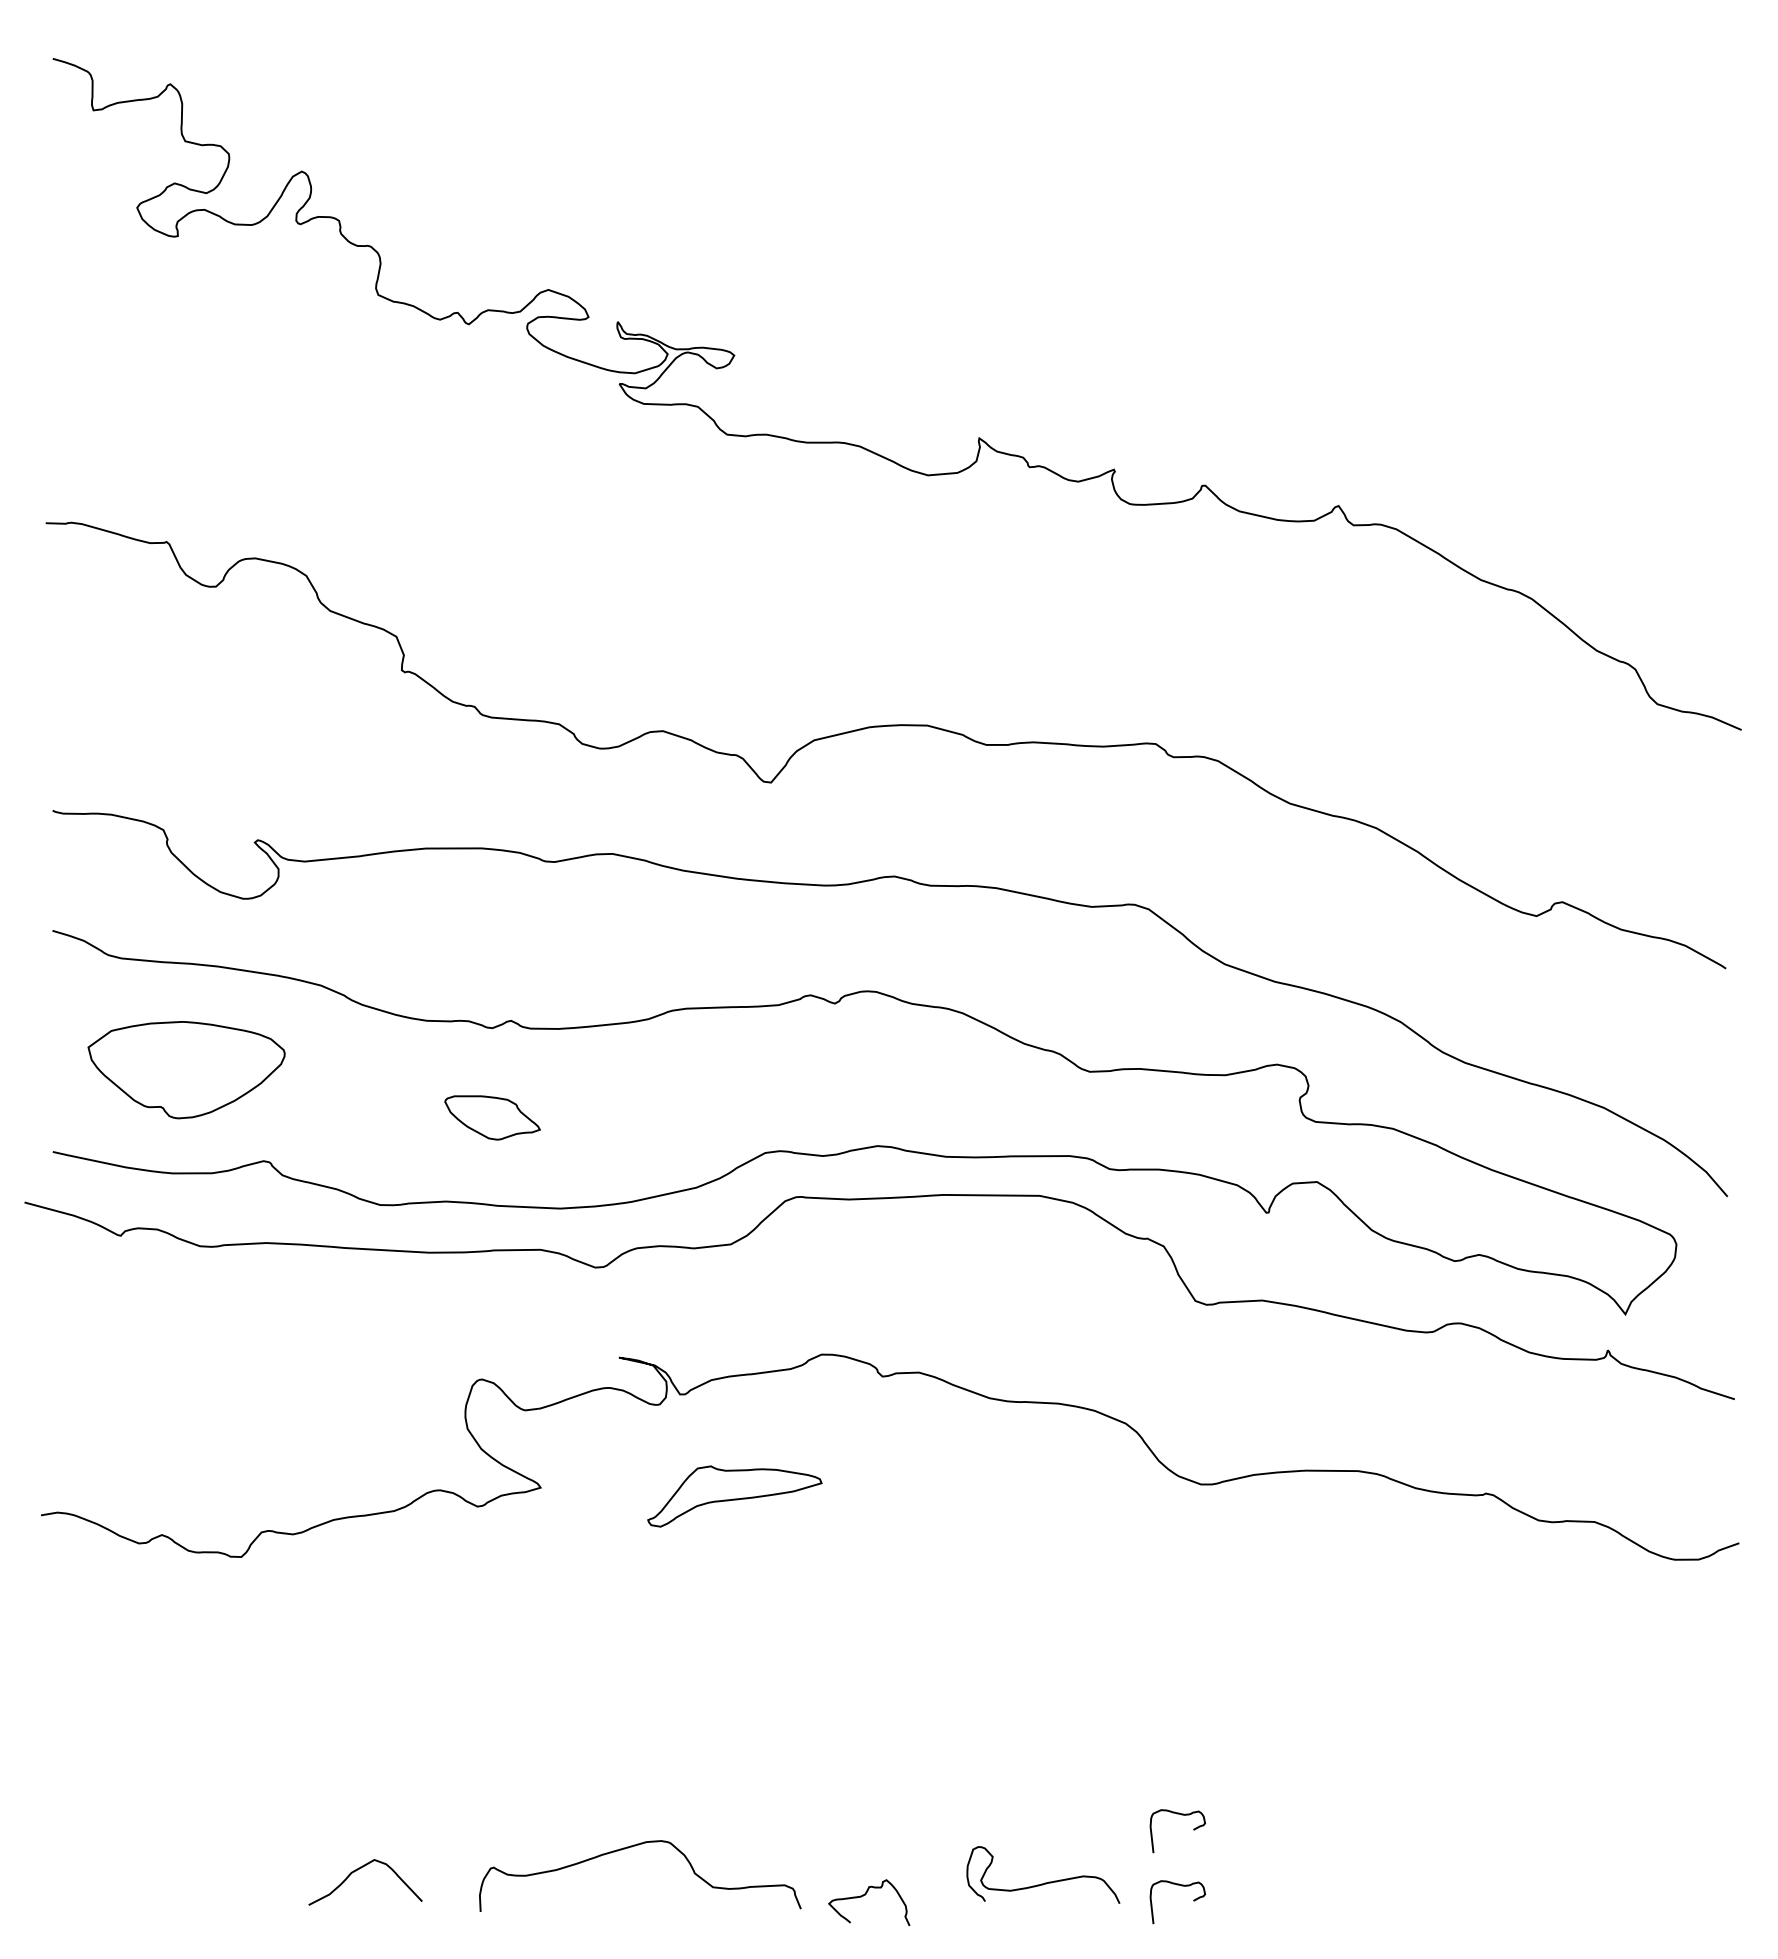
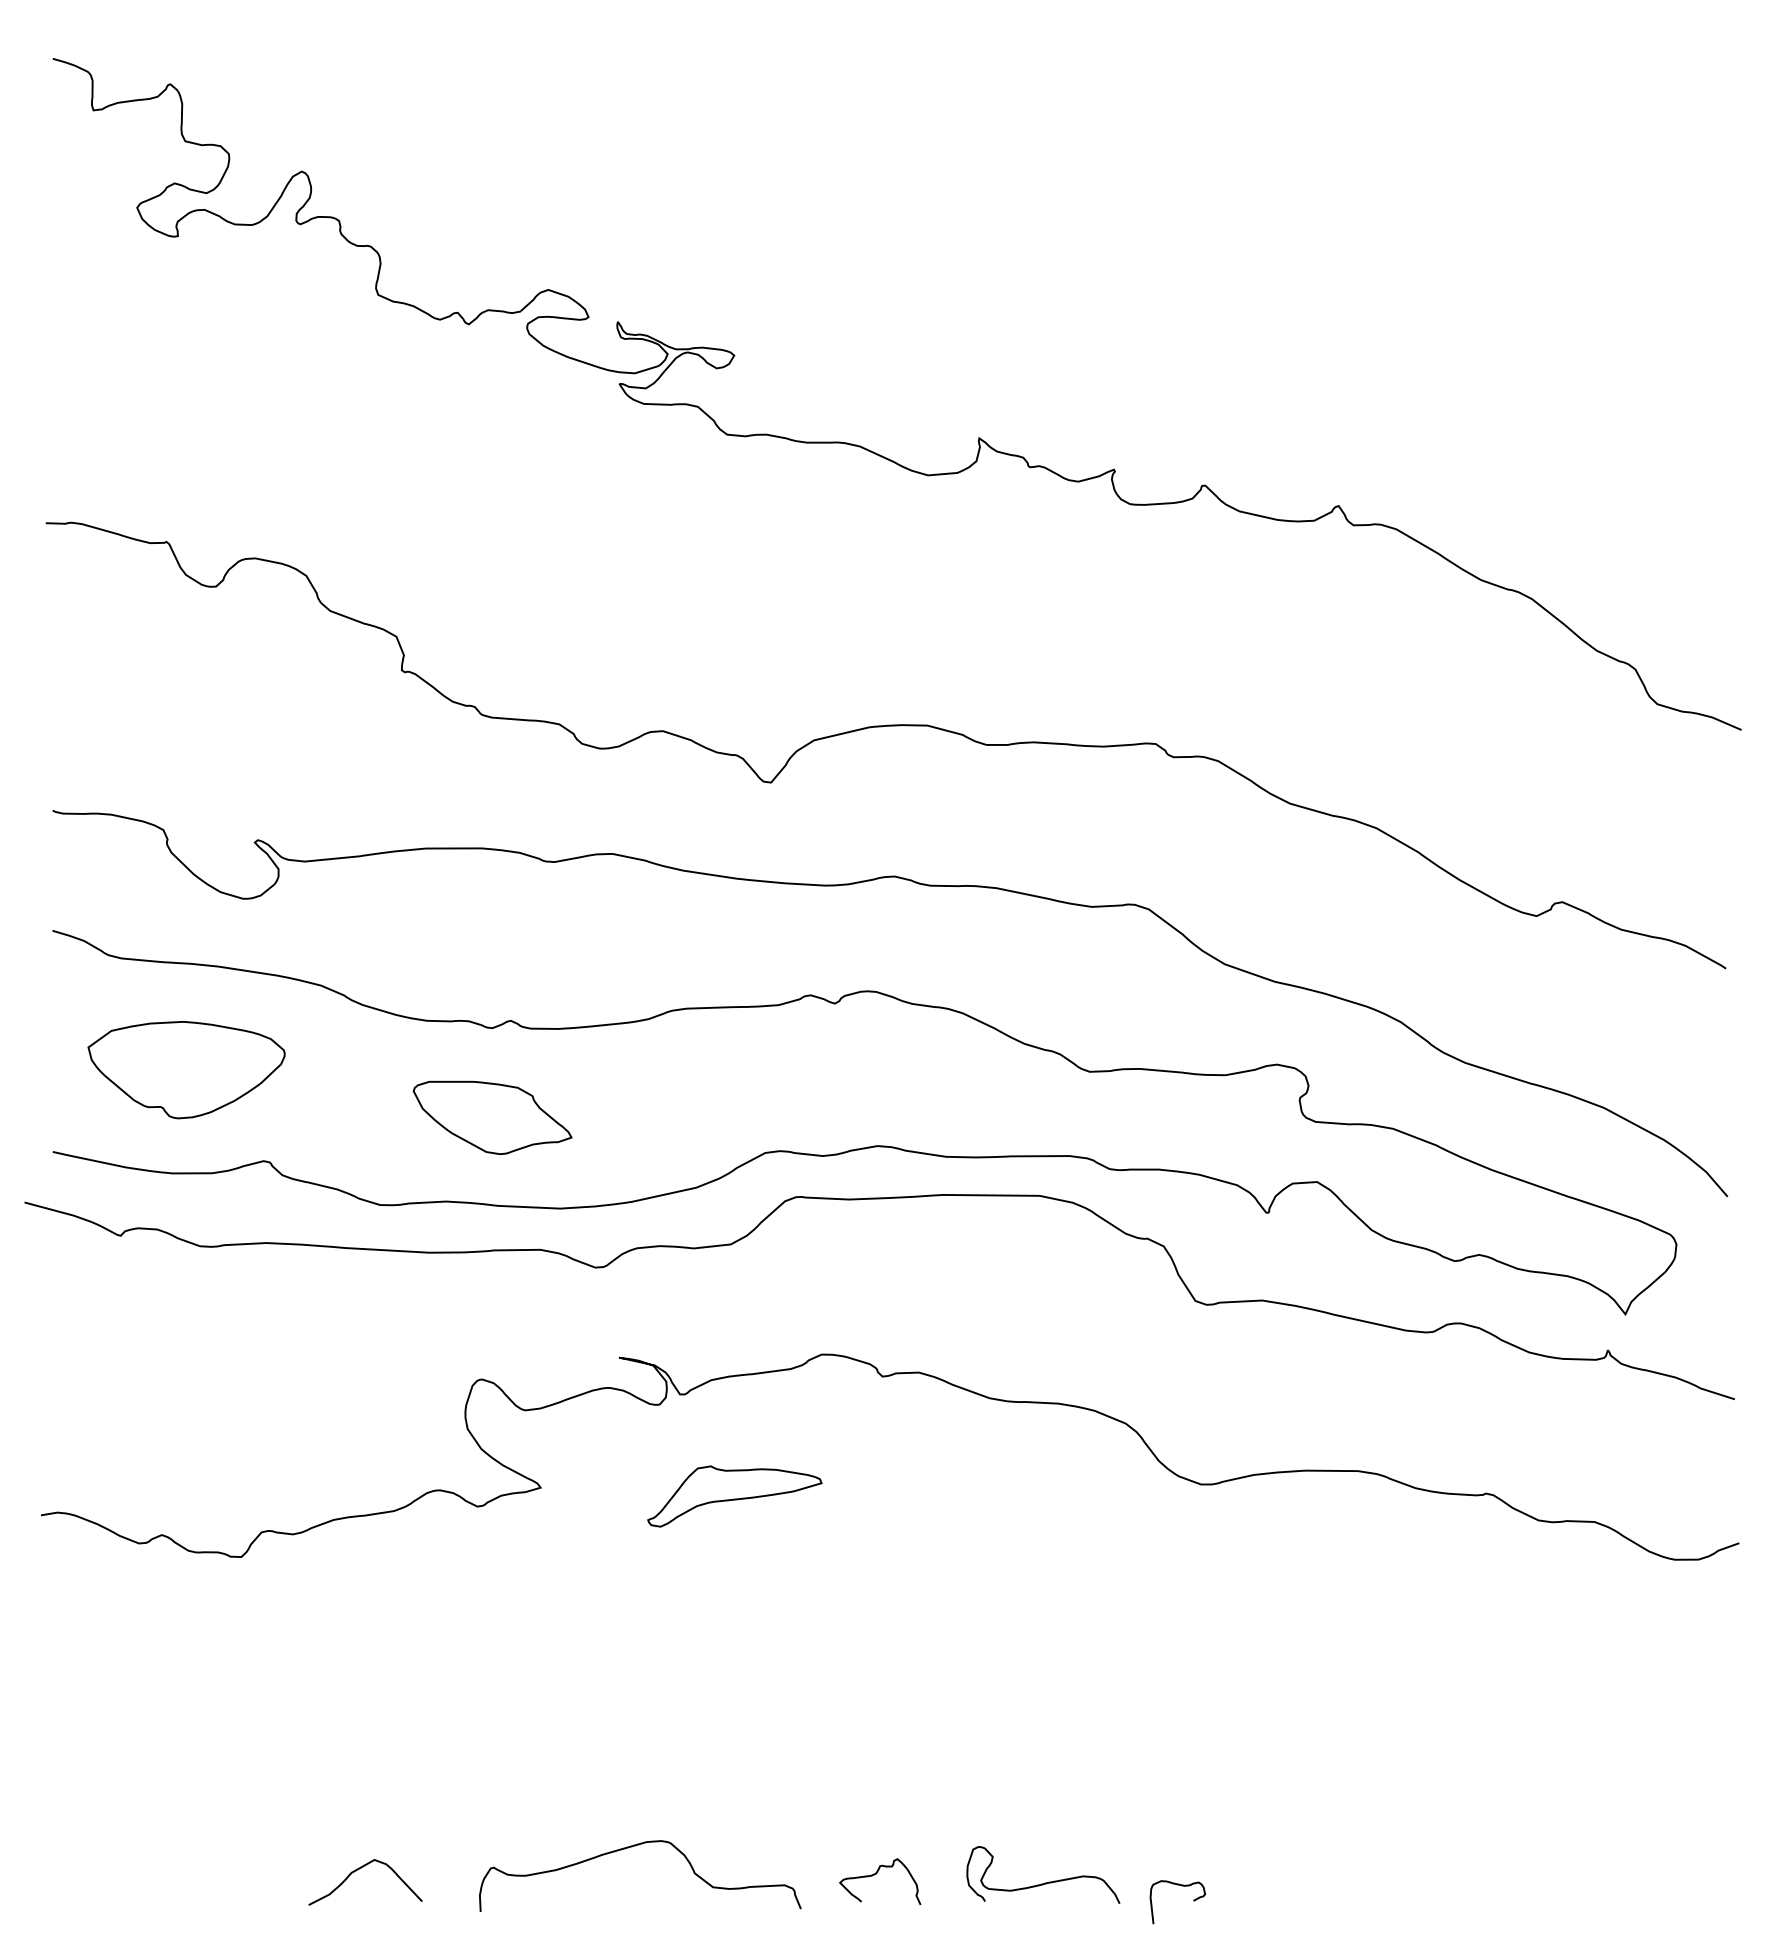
part size: 97x46 px -> 161x76 px (492, 1117)
curve: present -> none (1193, 1830)
curve position: (865, 1895) -> (876, 1874) (876, 1874)
